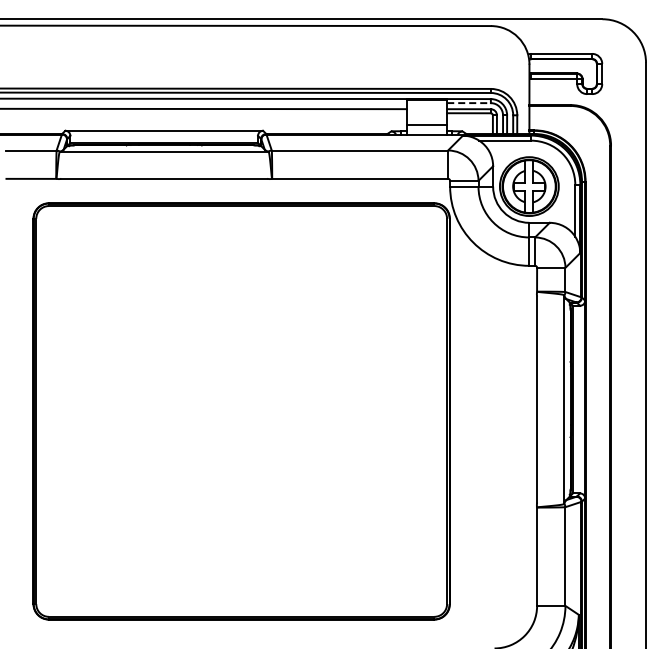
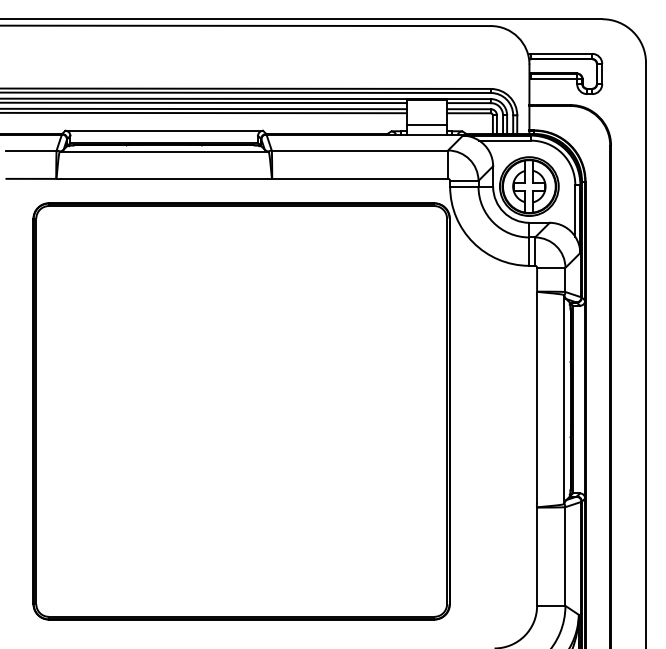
line: none -> present (204, 102)
line: dashed -> solid (469, 103)
line: none -> present (204, 112)
